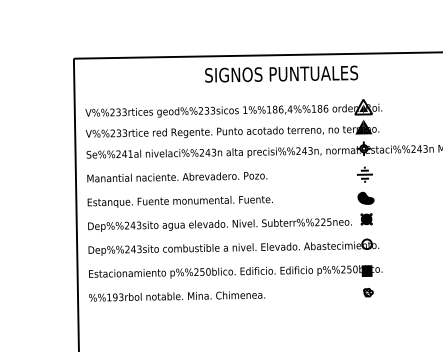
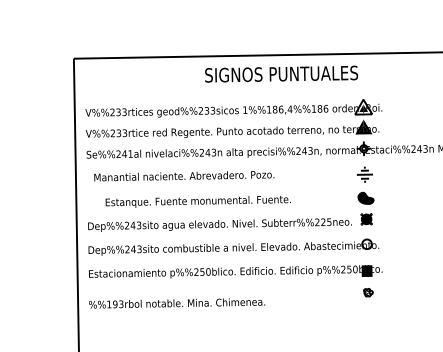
text position: (177, 177) -> (184, 176) (184, 176)
text position: (179, 201) -> (197, 201) (197, 201)
text position: (177, 296) -> (177, 303) (177, 303)
